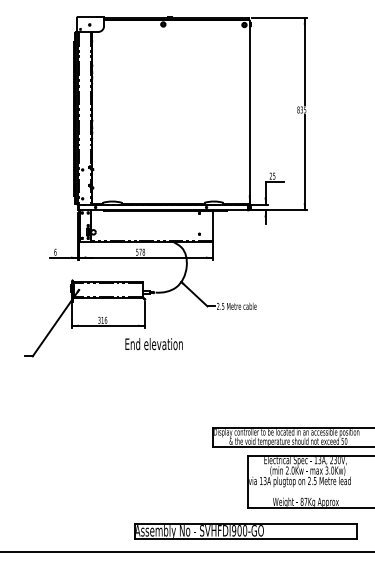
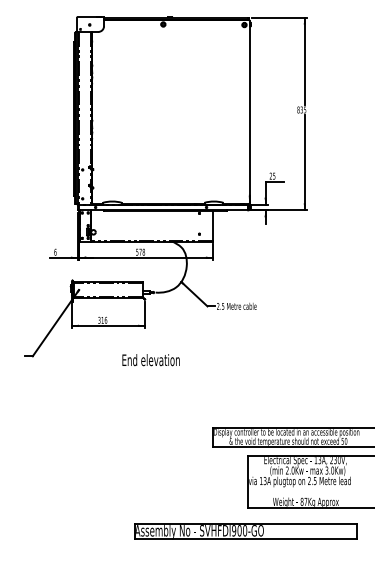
text position: (153, 344) -> (150, 360) (150, 360)
line: present -> none (186, 551)
